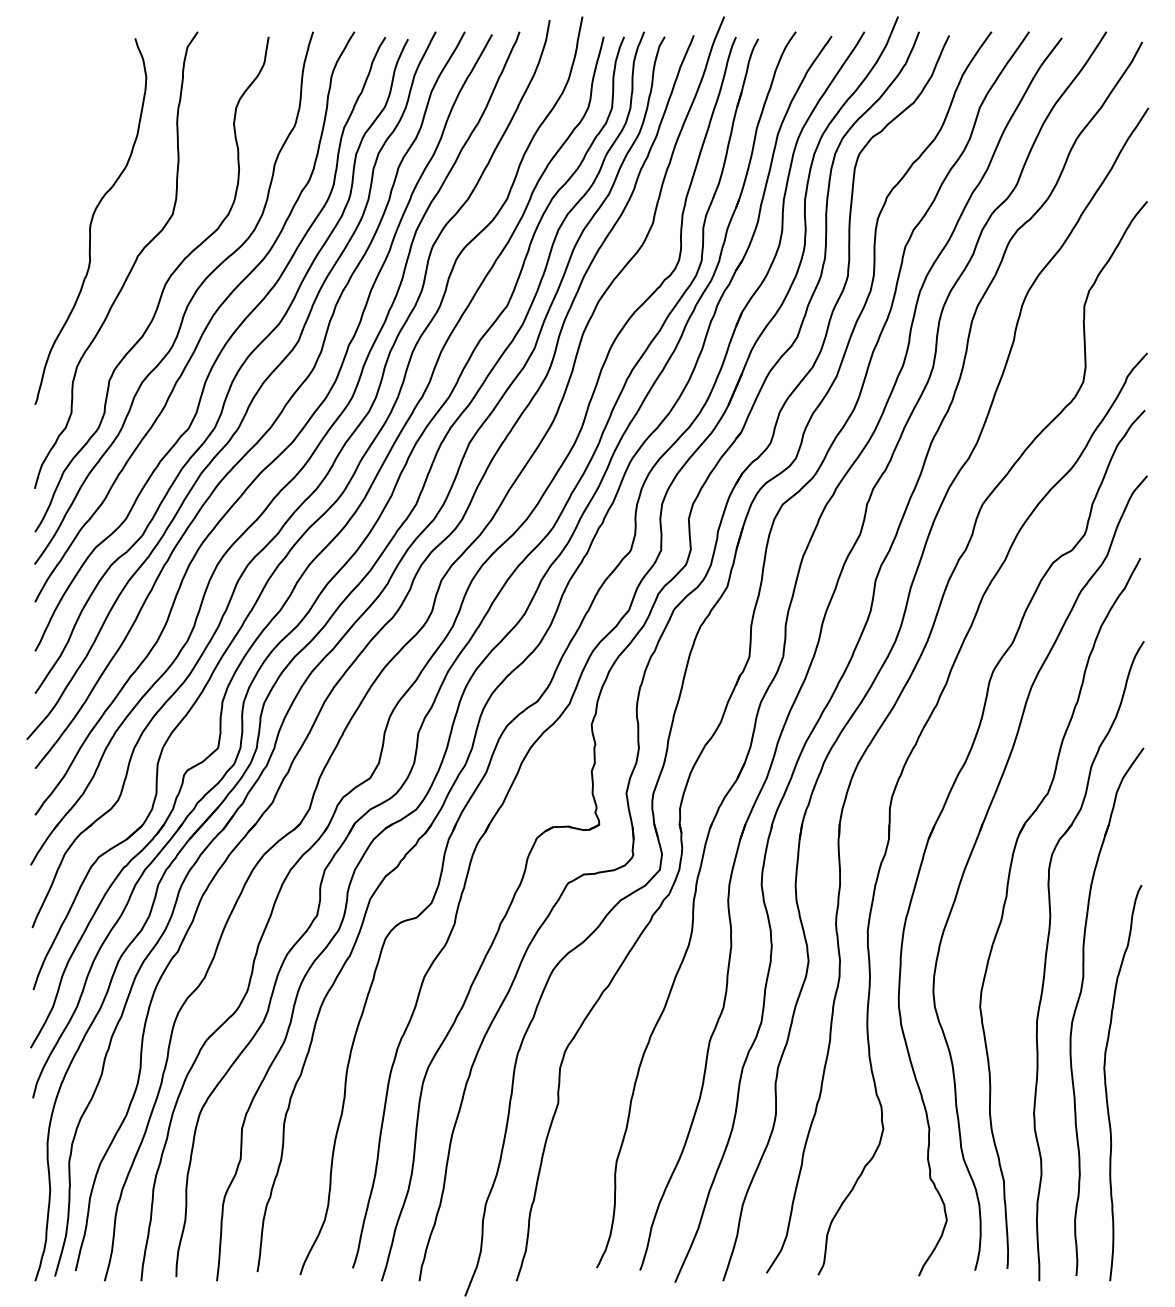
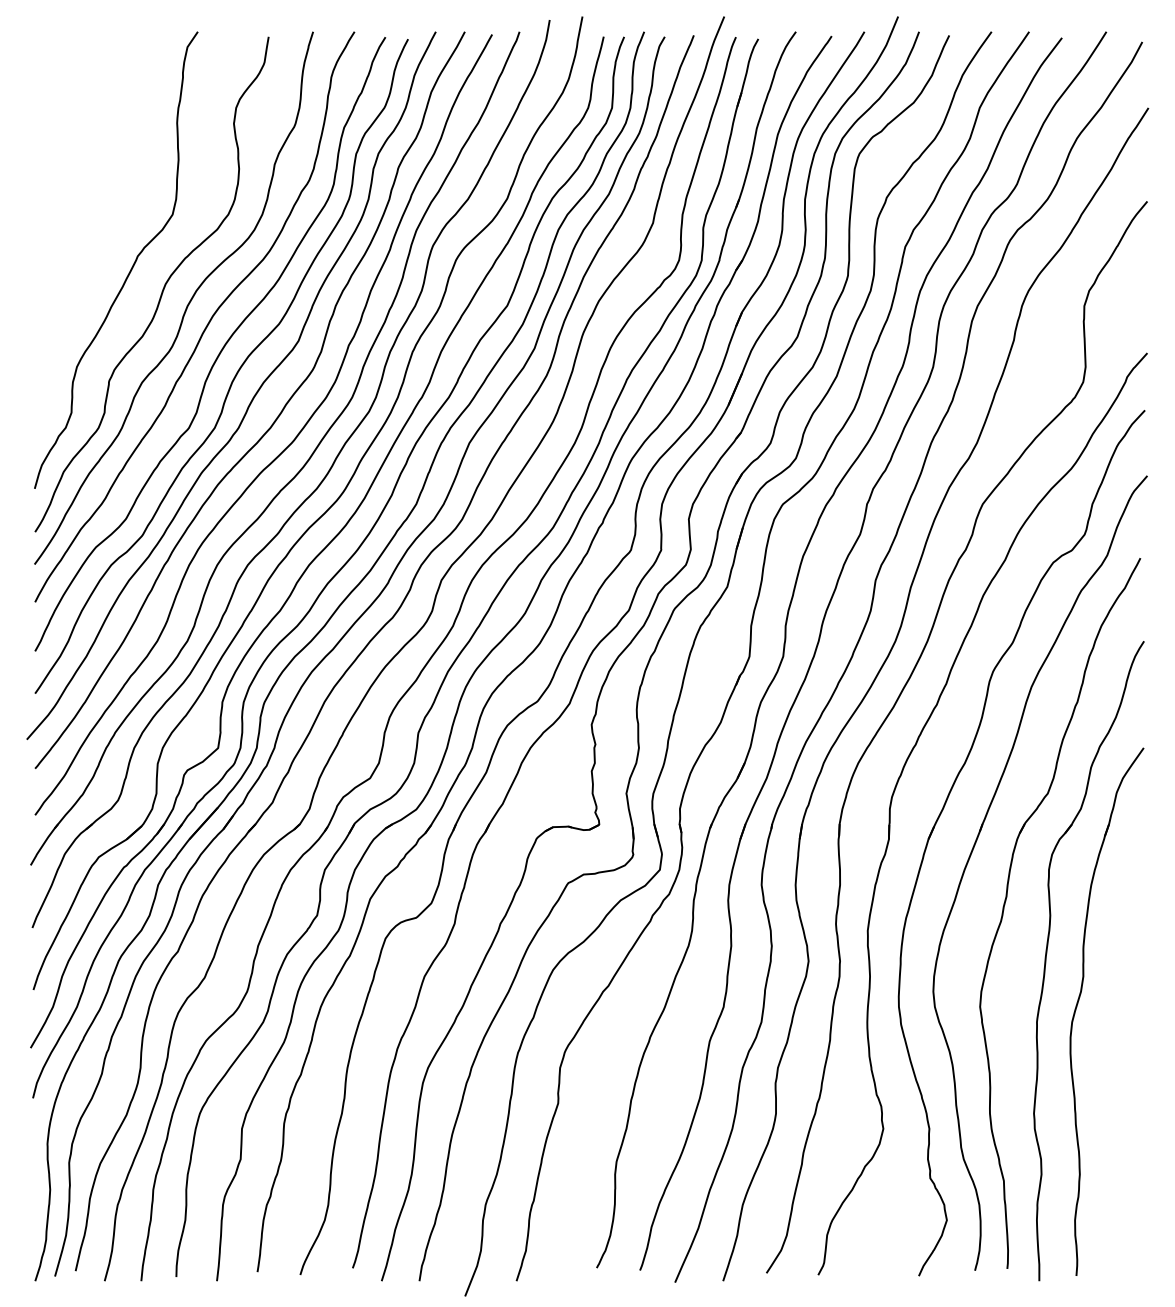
curve: present -> none (90, 221)
curve: present -> none (1106, 1082)
